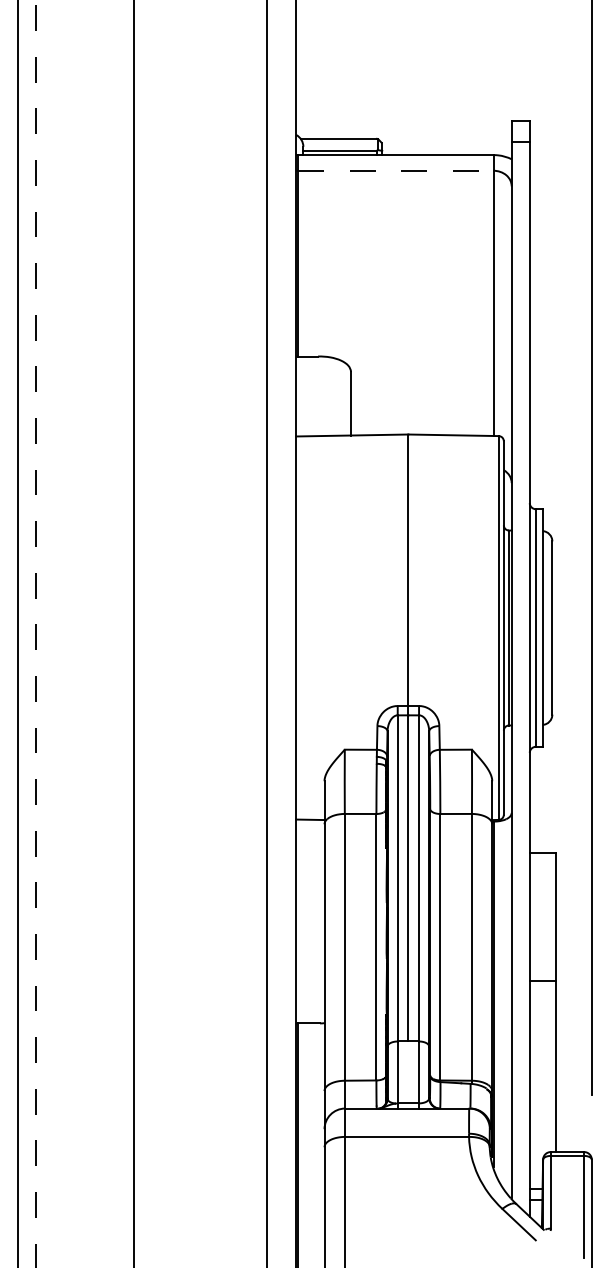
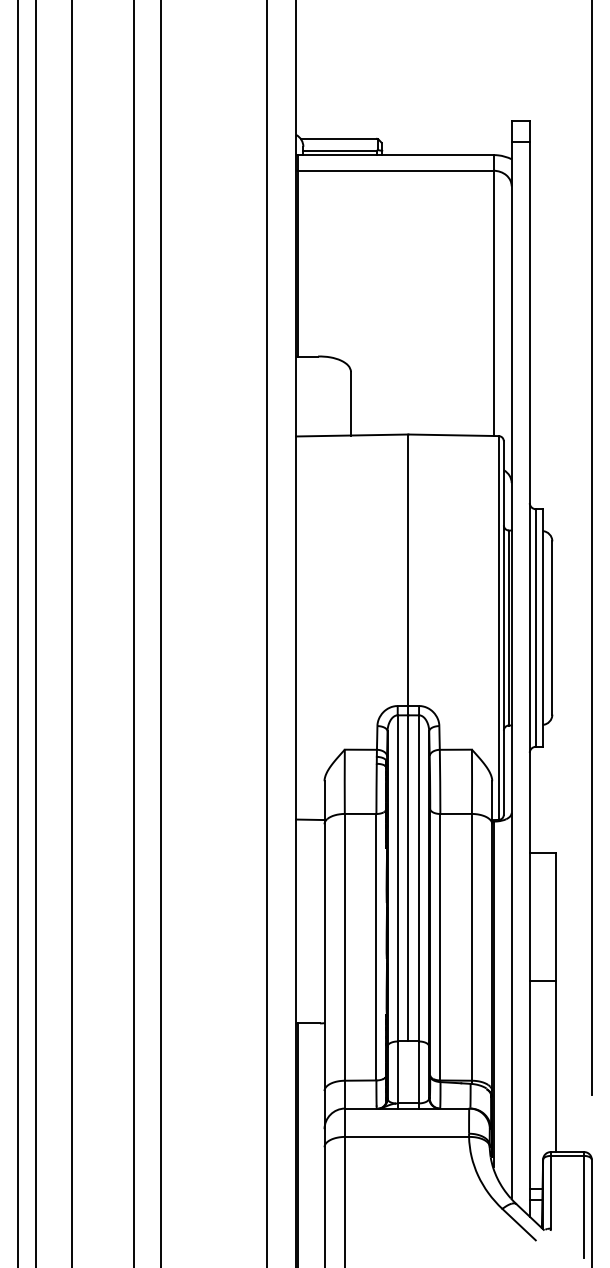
line: dashed -> solid (395, 170)
line: none -> present (72, 633)
line: none -> present (161, 633)
line: dashed -> solid (35, 634)
